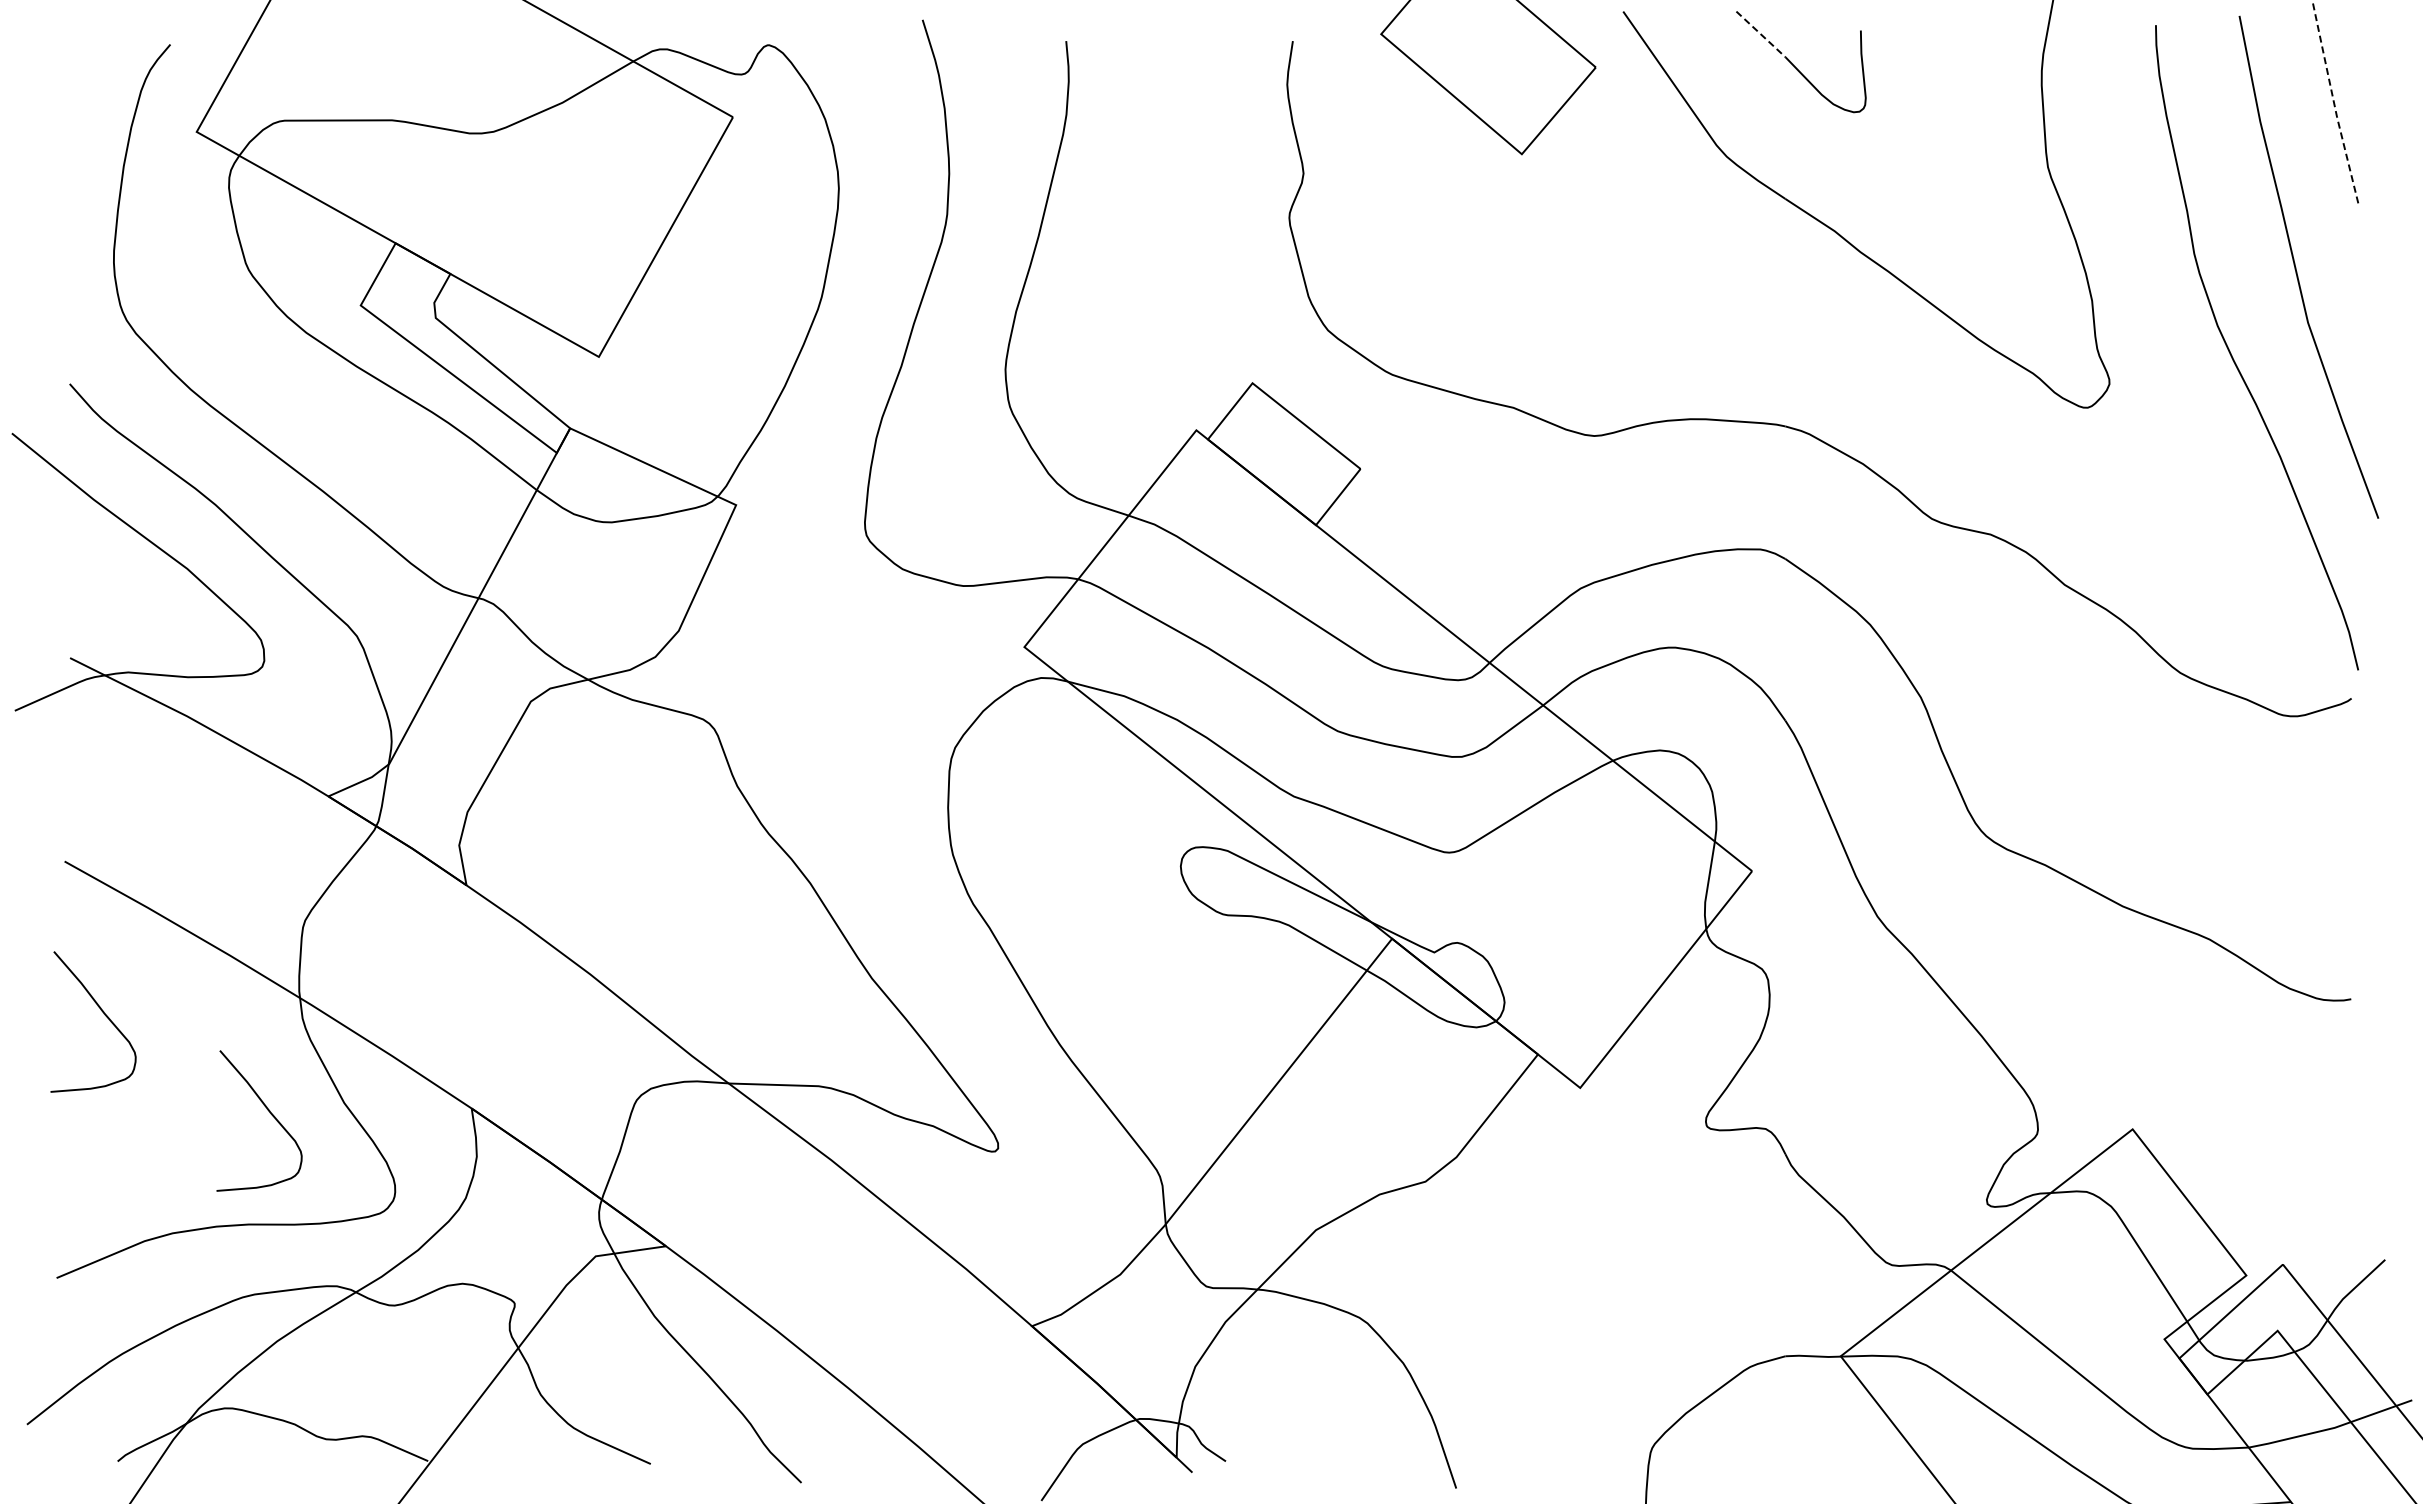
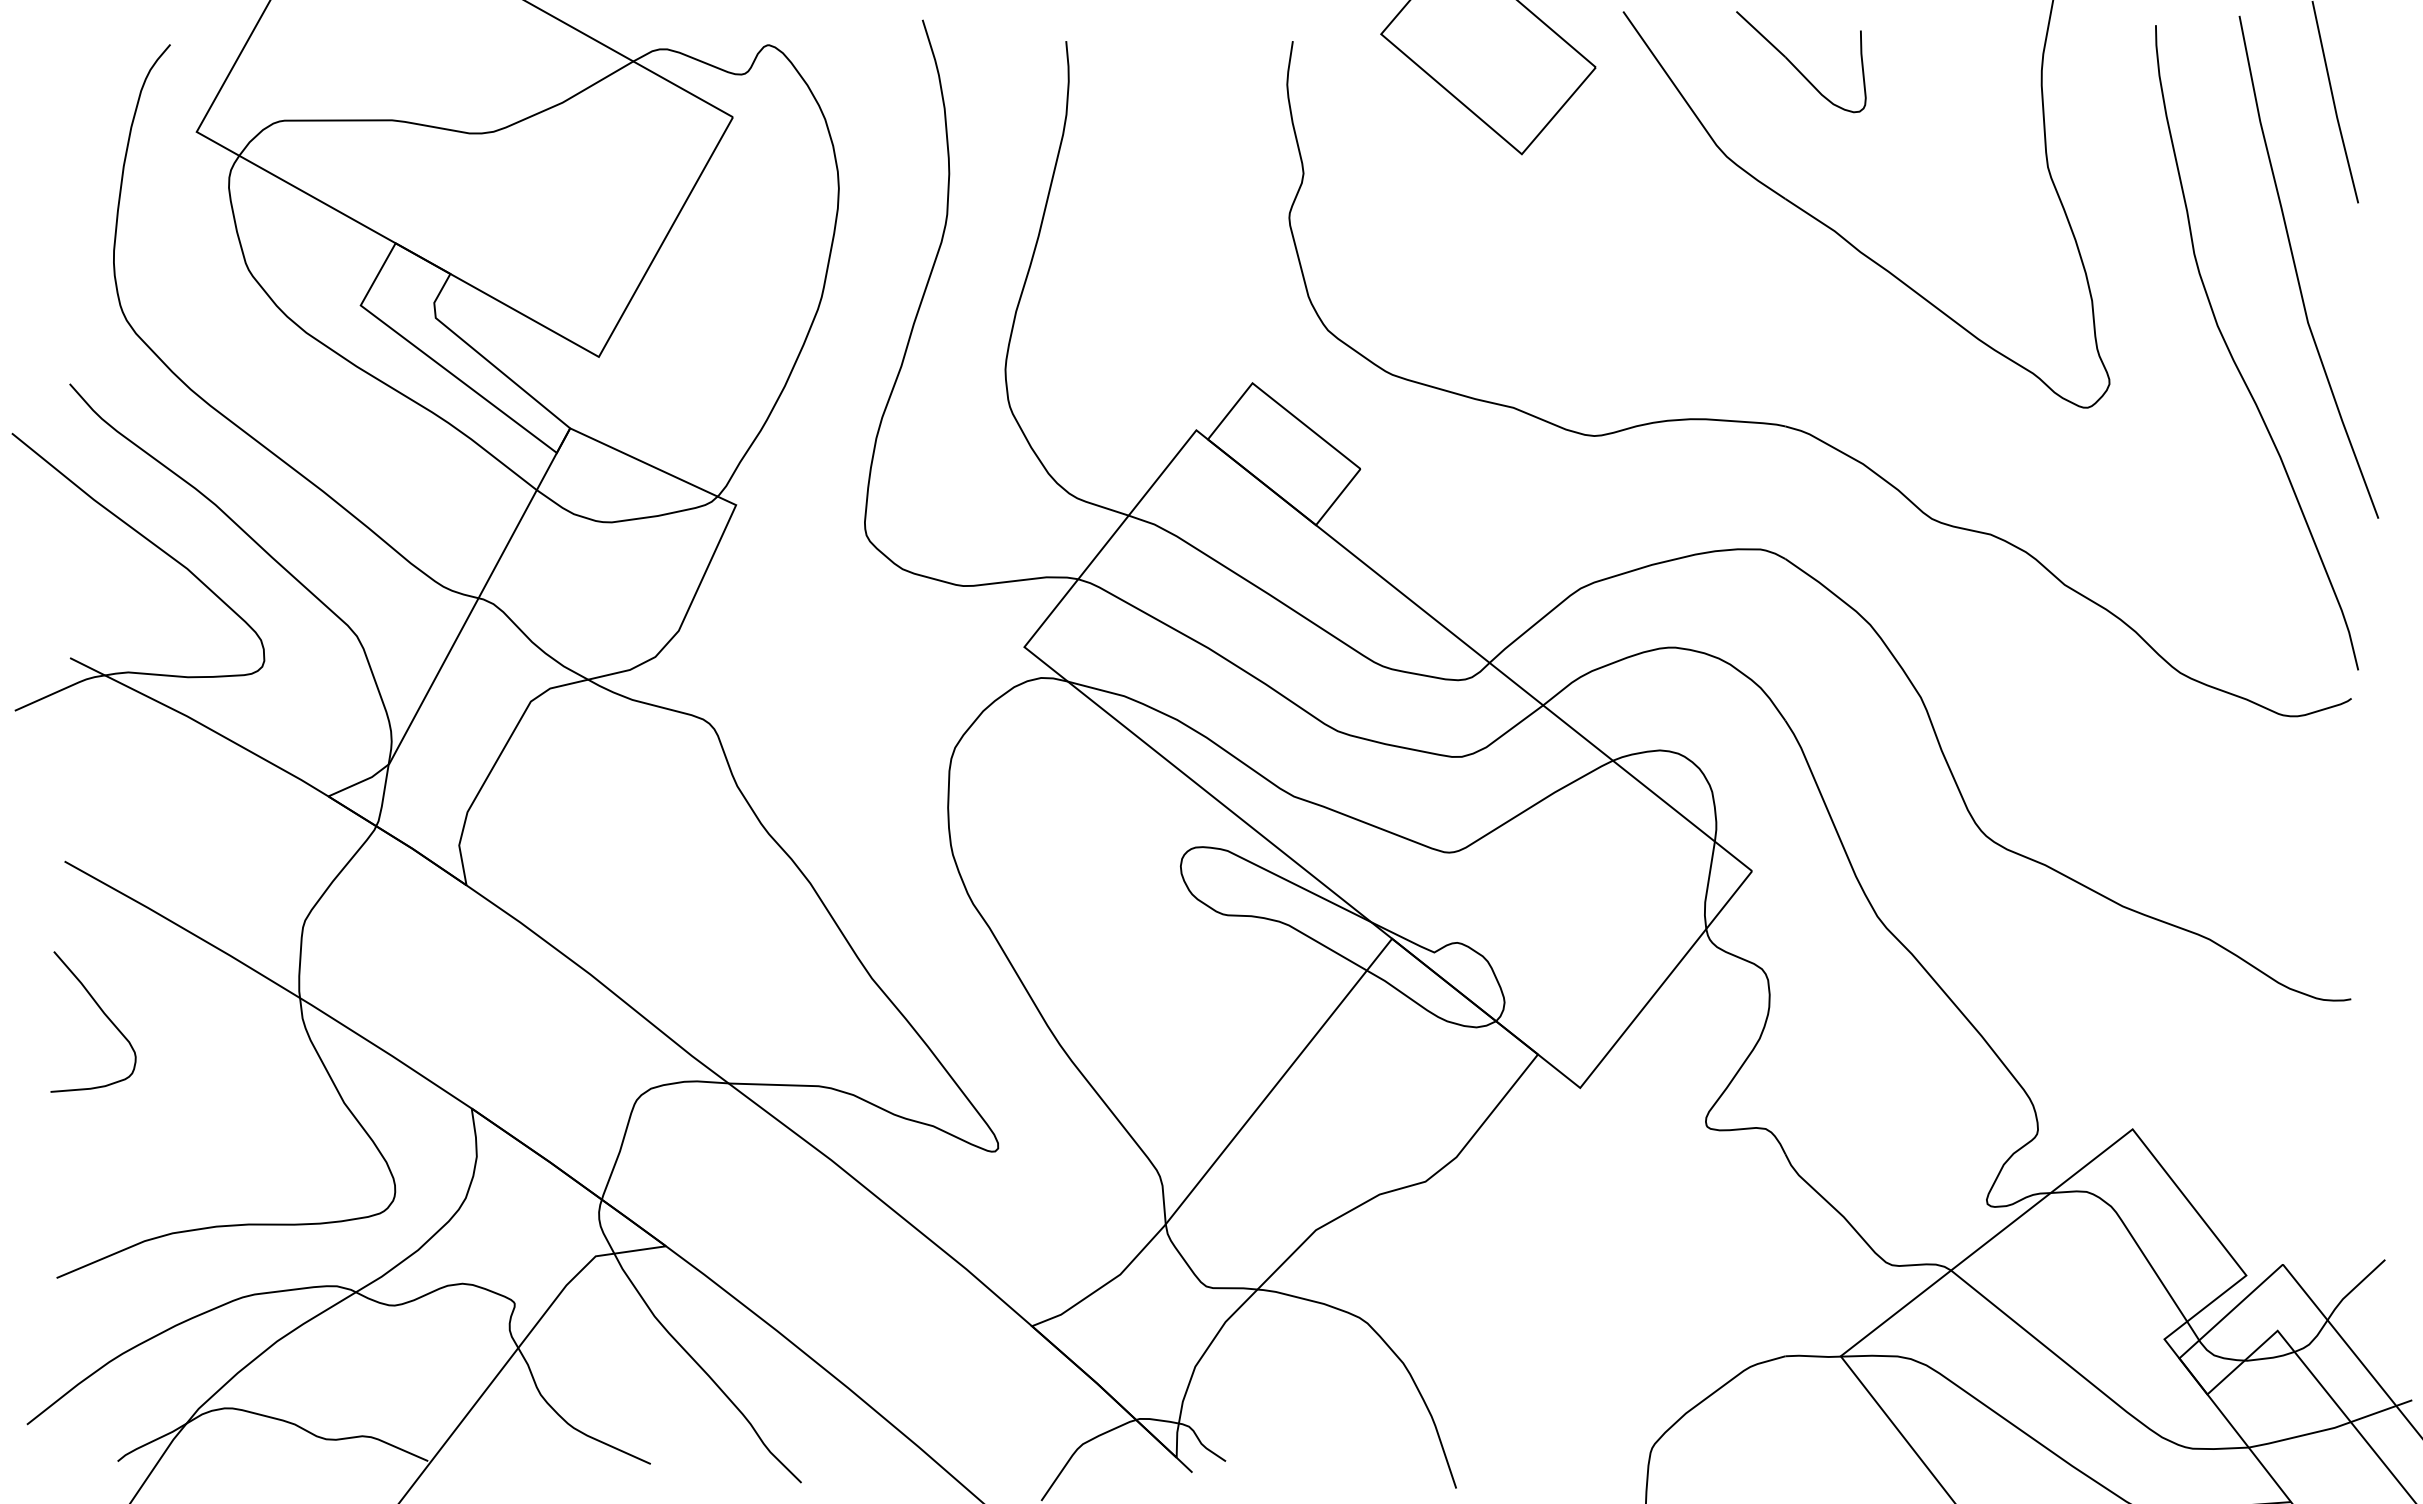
line: dashed -> solid (1761, 34)
line: dashed -> solid (2334, 103)
curve: present -> none (270, 1114)
